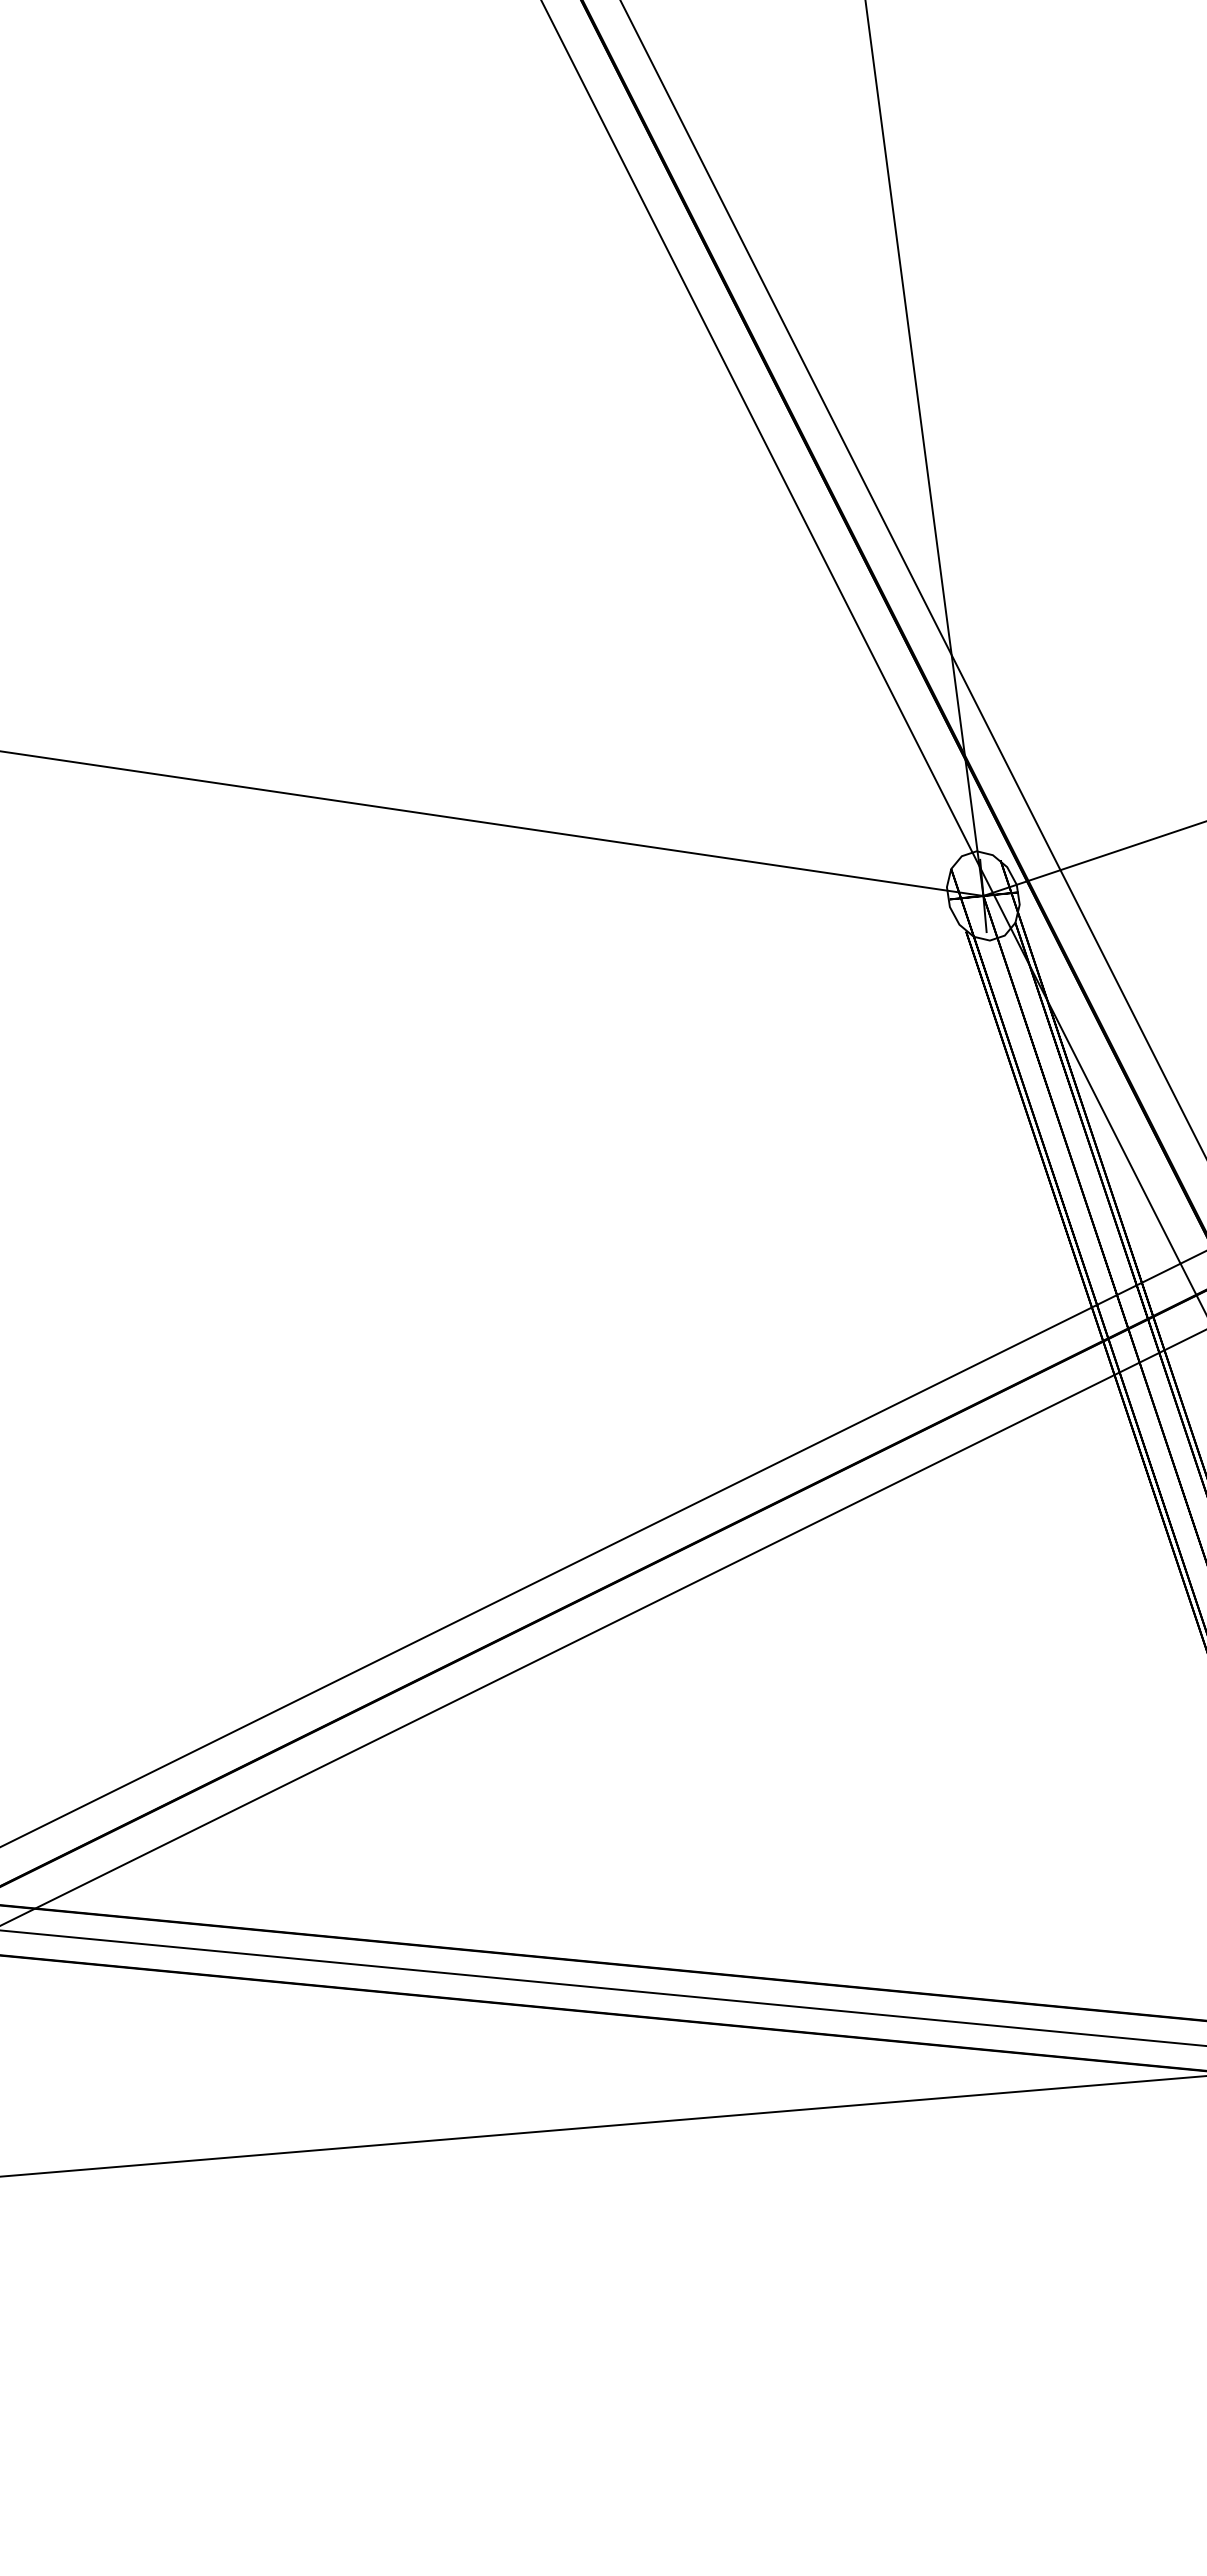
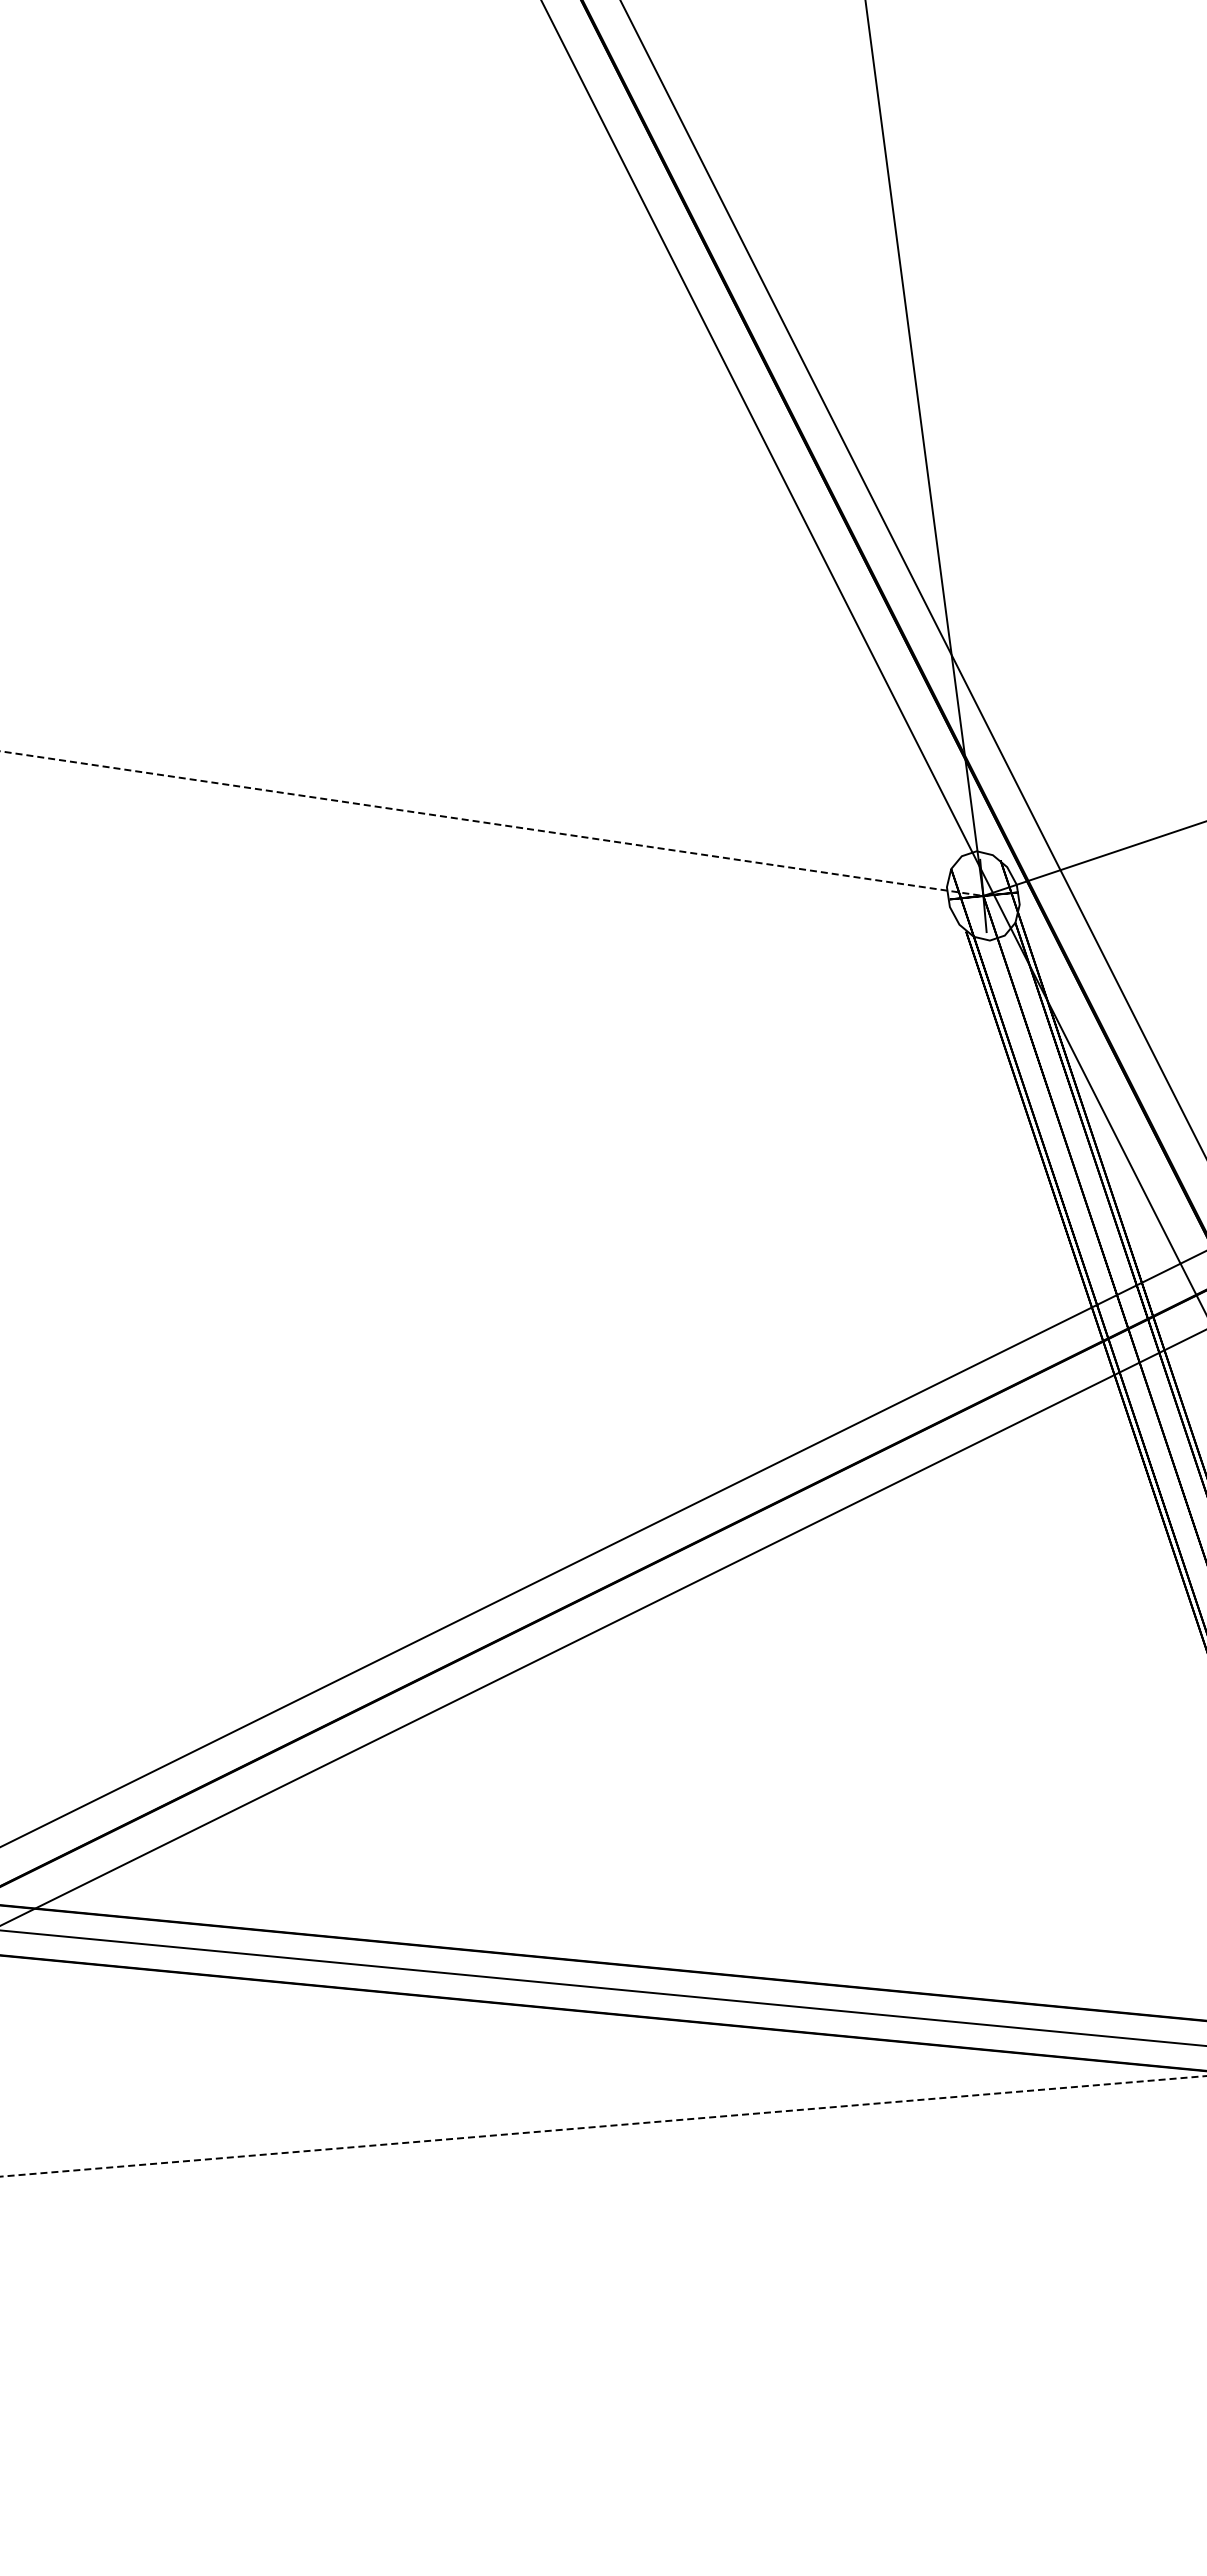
line: solid -> dashed (491, 823)
line: solid -> dashed (603, 2126)
